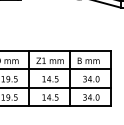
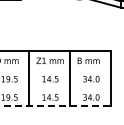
line: present -> none (56, 69)
line: present -> none (56, 87)
line: solid -> dashed (55, 105)
